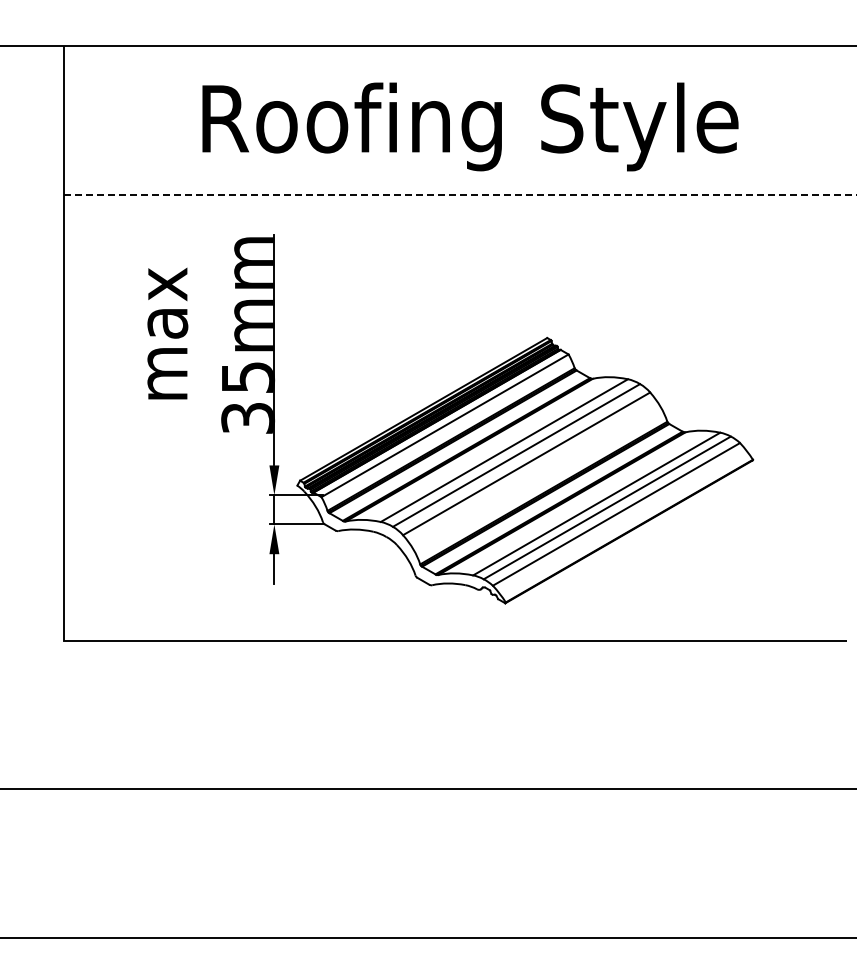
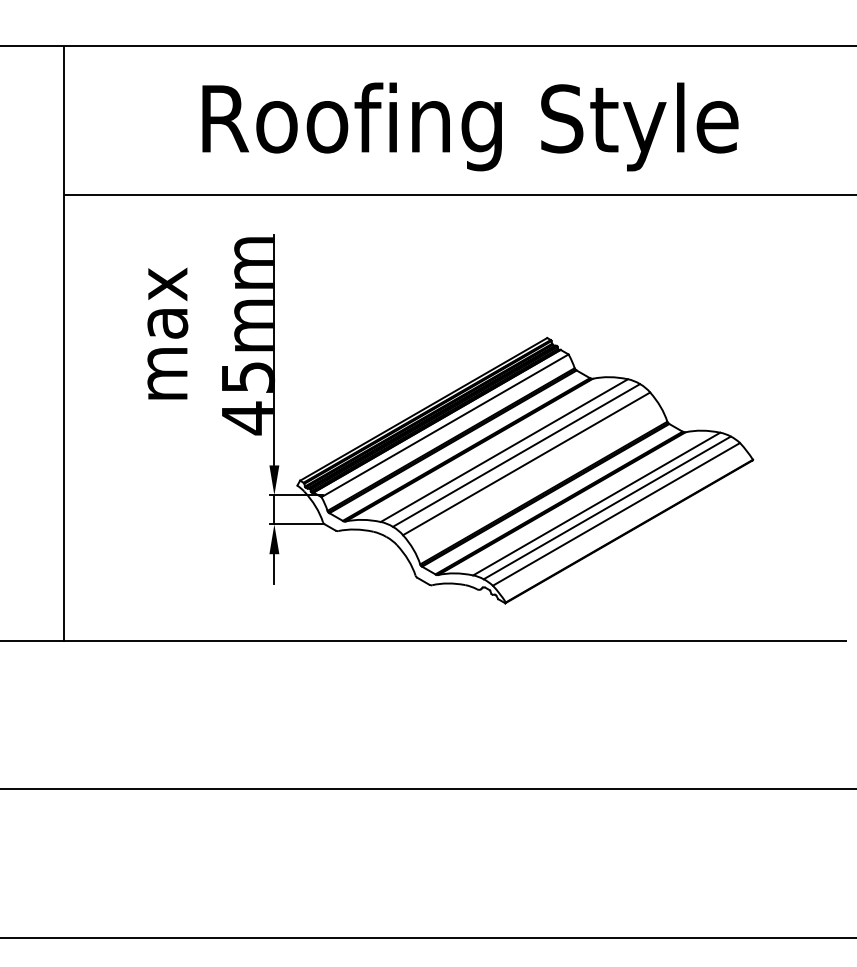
line: dashed -> solid (460, 194)
text: 35mm -> 45mm (248, 418)
line: none -> present (33, 640)
